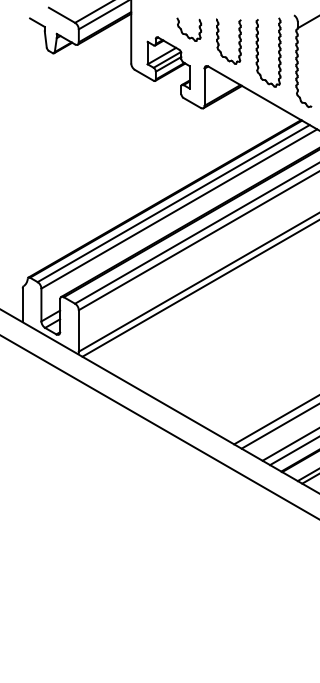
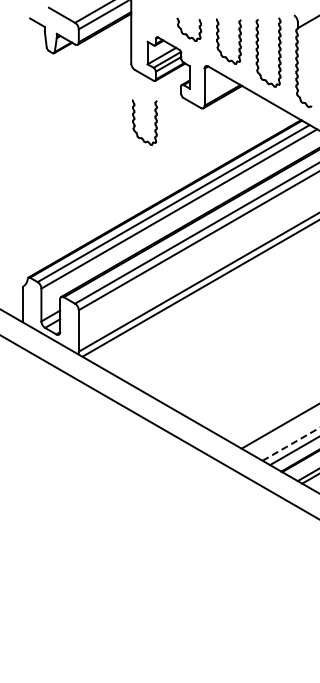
part: none -> present (135, 124)
line: present -> none (275, 420)
line: solid -> dashed (291, 444)
